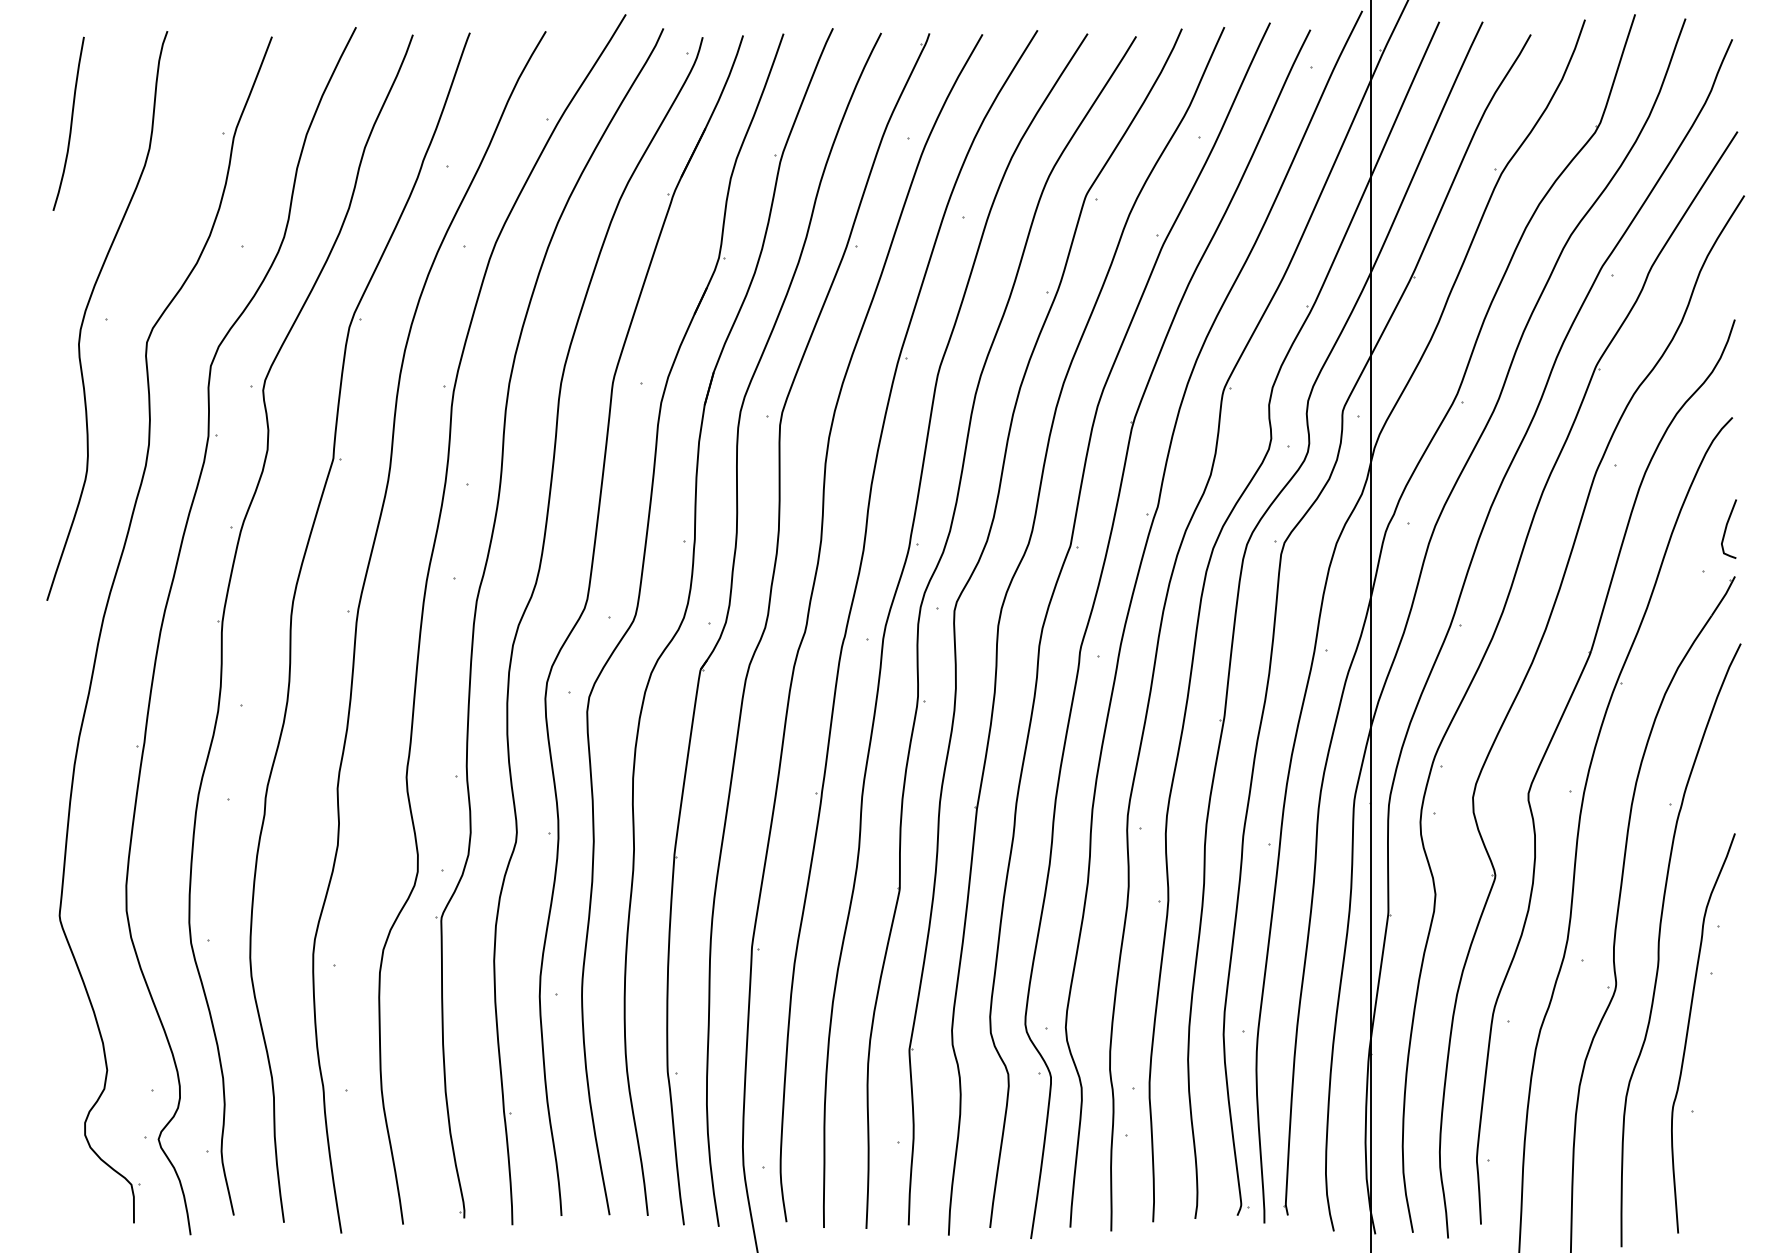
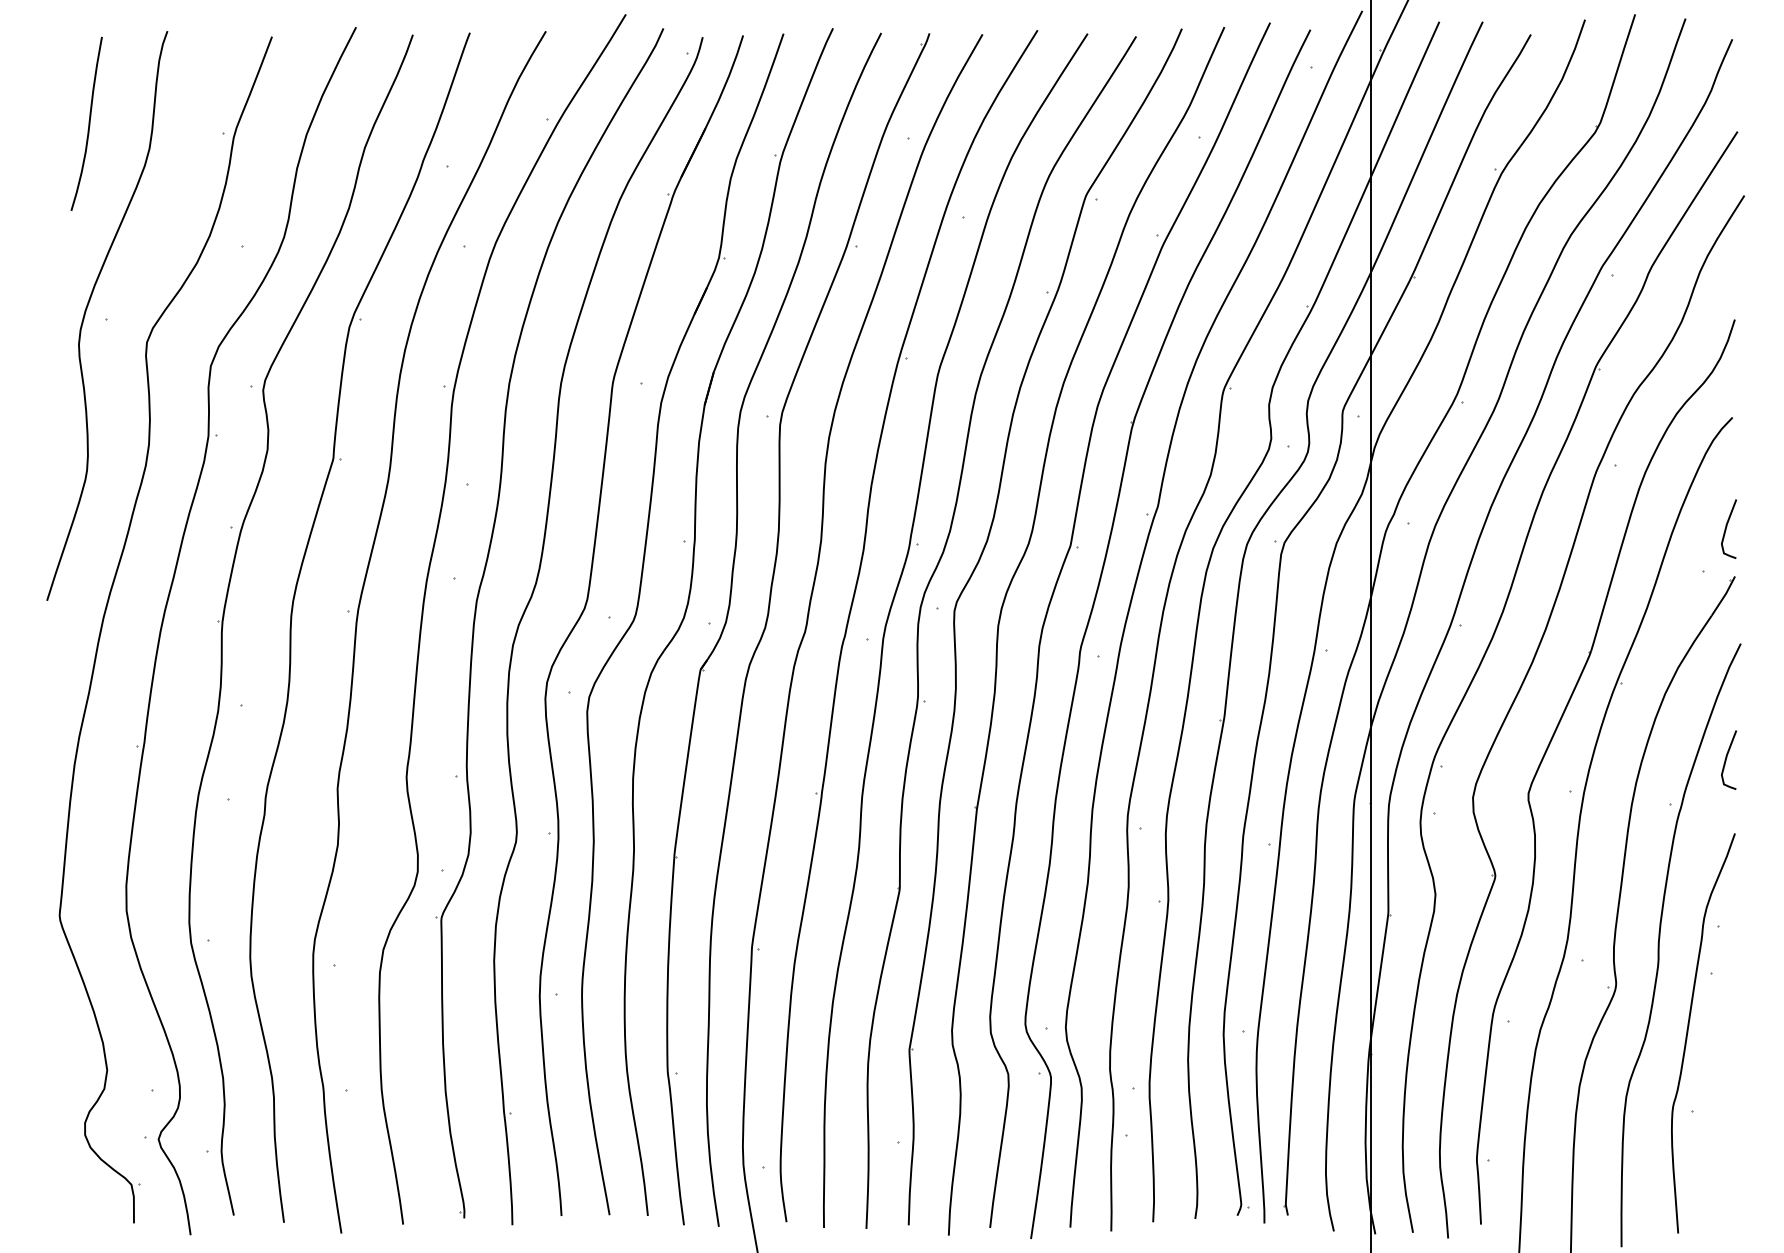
curve position: (70, 123) -> (88, 123) (88, 123)
curve: none -> present (1726, 759)
